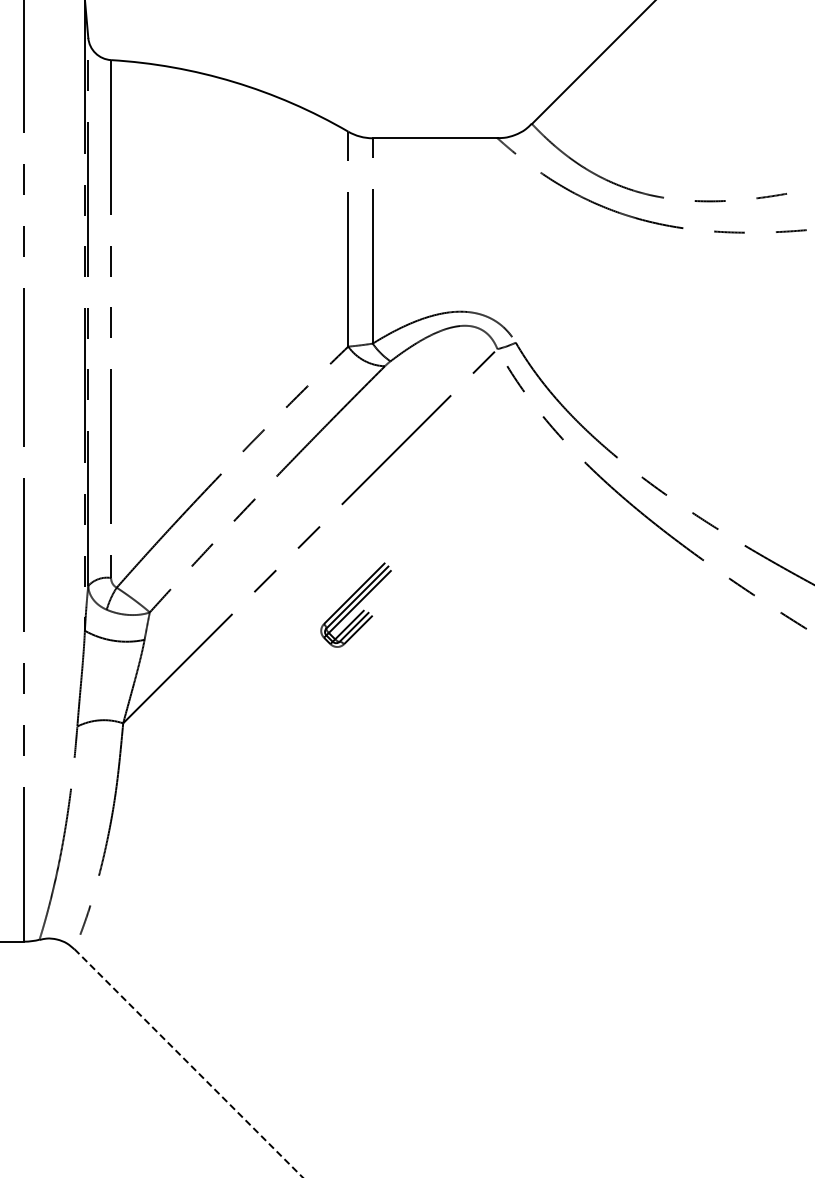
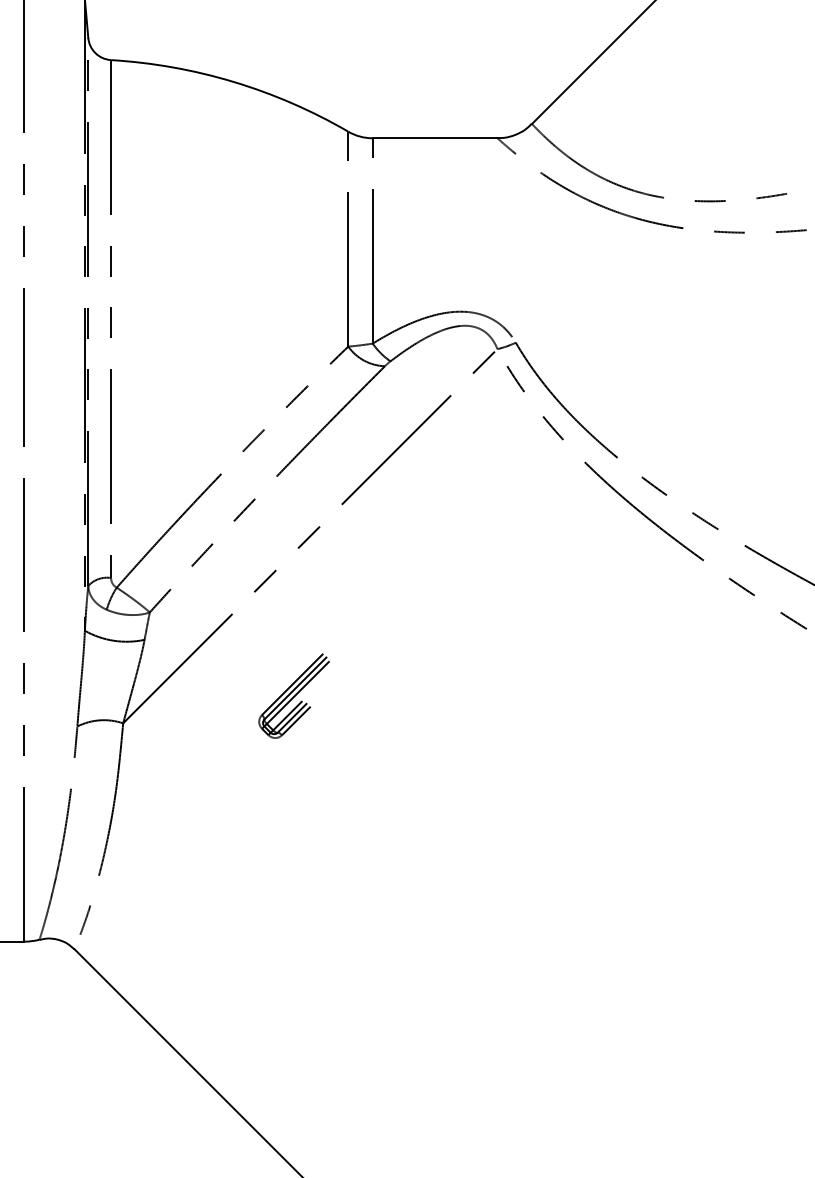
part position: (355, 604) -> (293, 695) (293, 695)
line: dashed -> solid (188, 1063)
